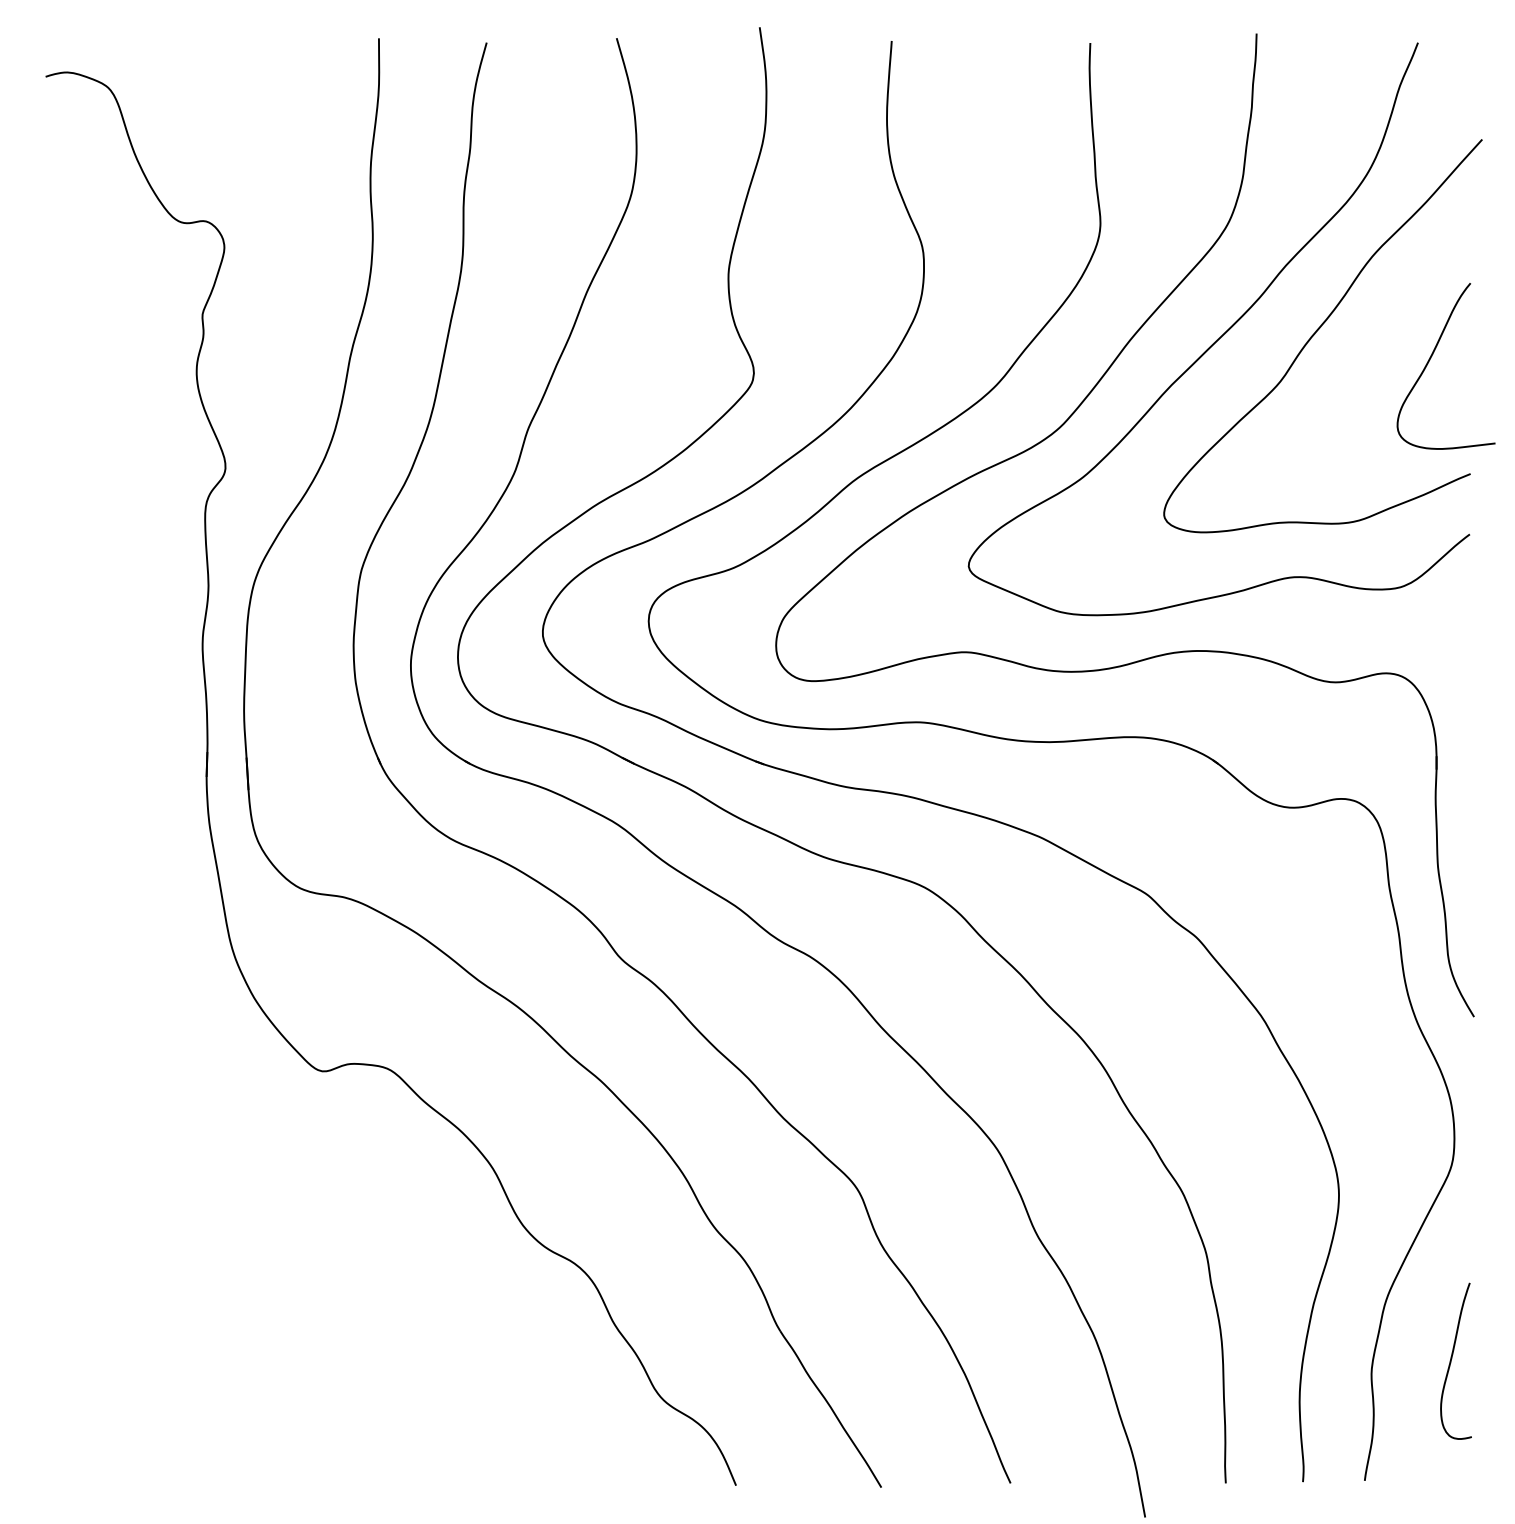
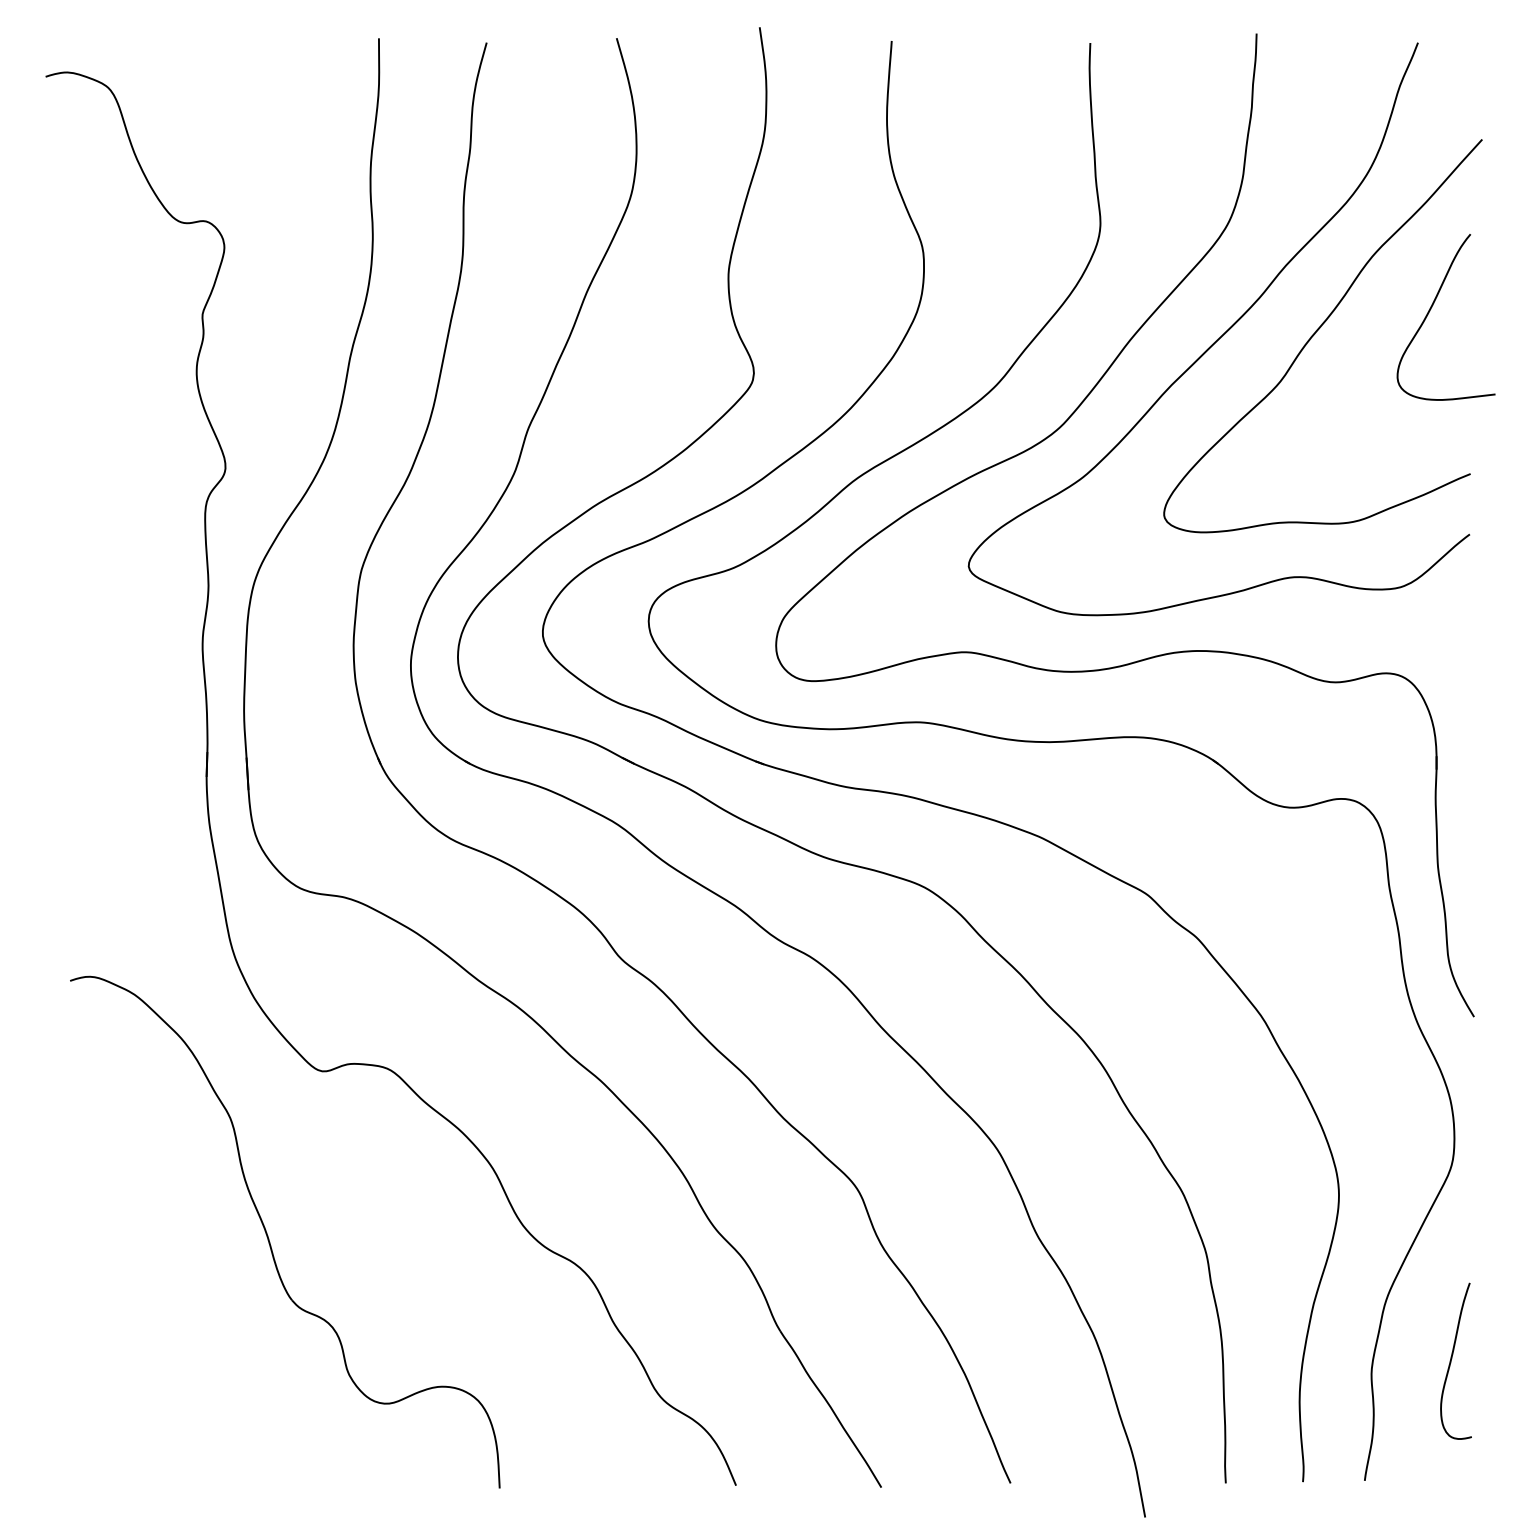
curve position: (1431, 358) -> (1431, 309) (1431, 309)
part: none -> present (268, 1235)
